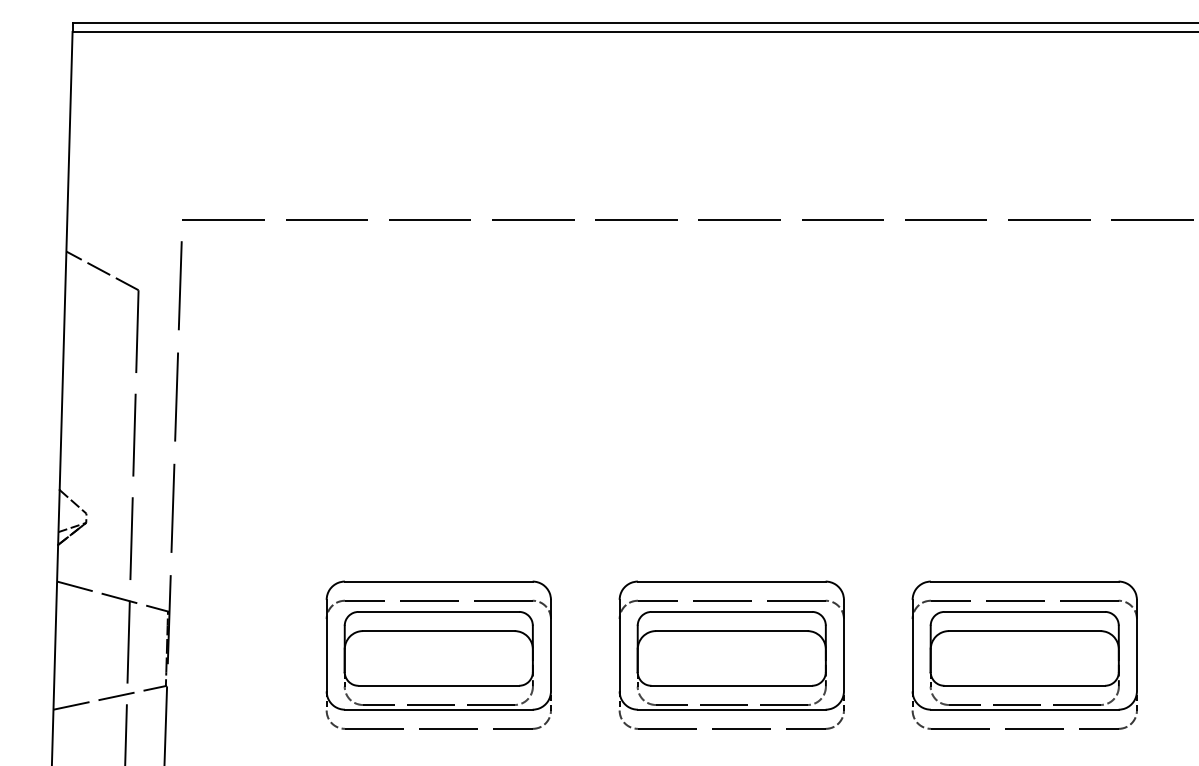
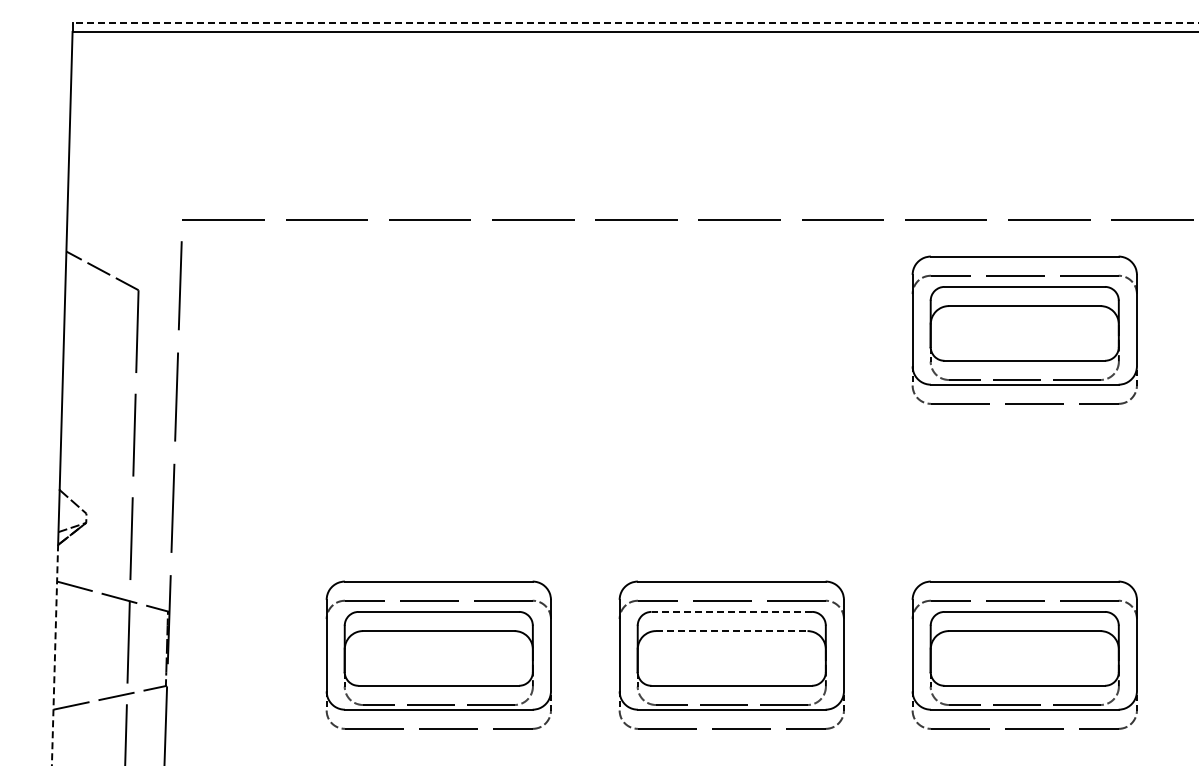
line: solid -> dashed (635, 22)
part: none -> present (1024, 329)
line: solid -> dashed (731, 611)
line: solid -> dashed (731, 631)
line: solid -> dashed (55, 654)
